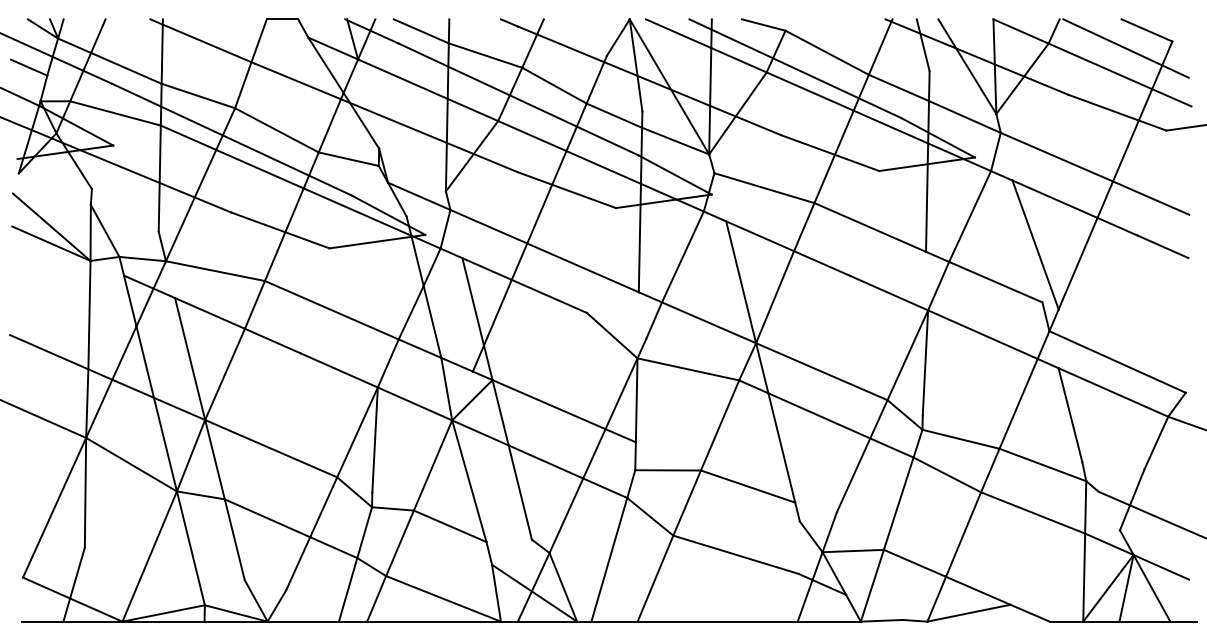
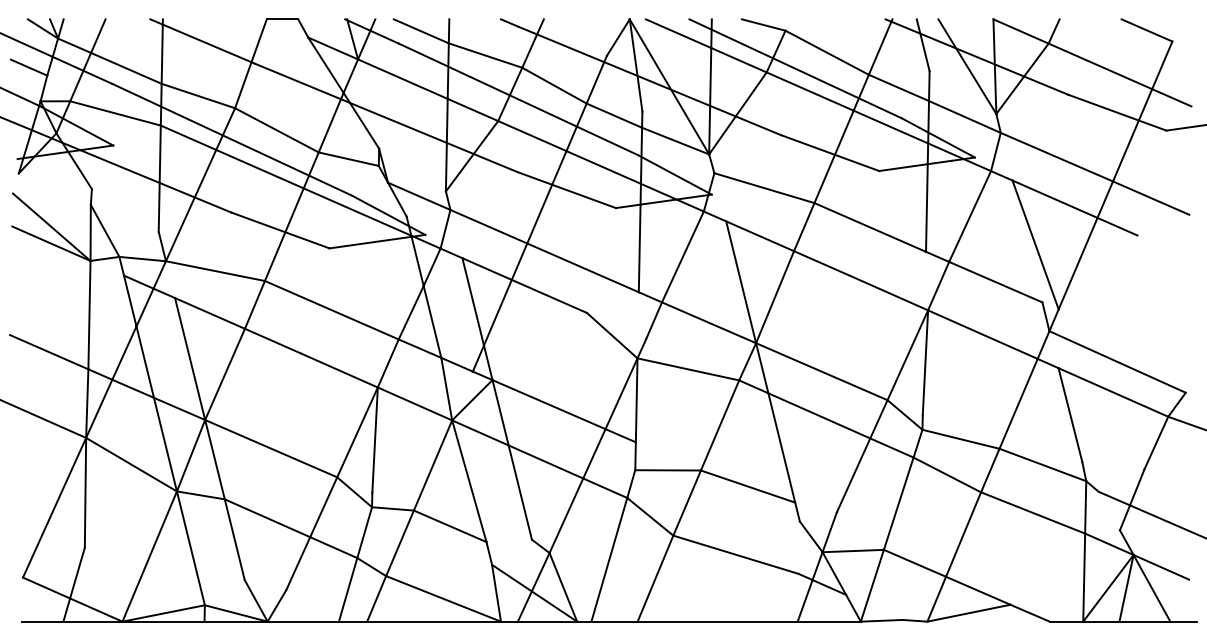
line: present -> none (1125, 48)
line: present -> none (1162, 246)
